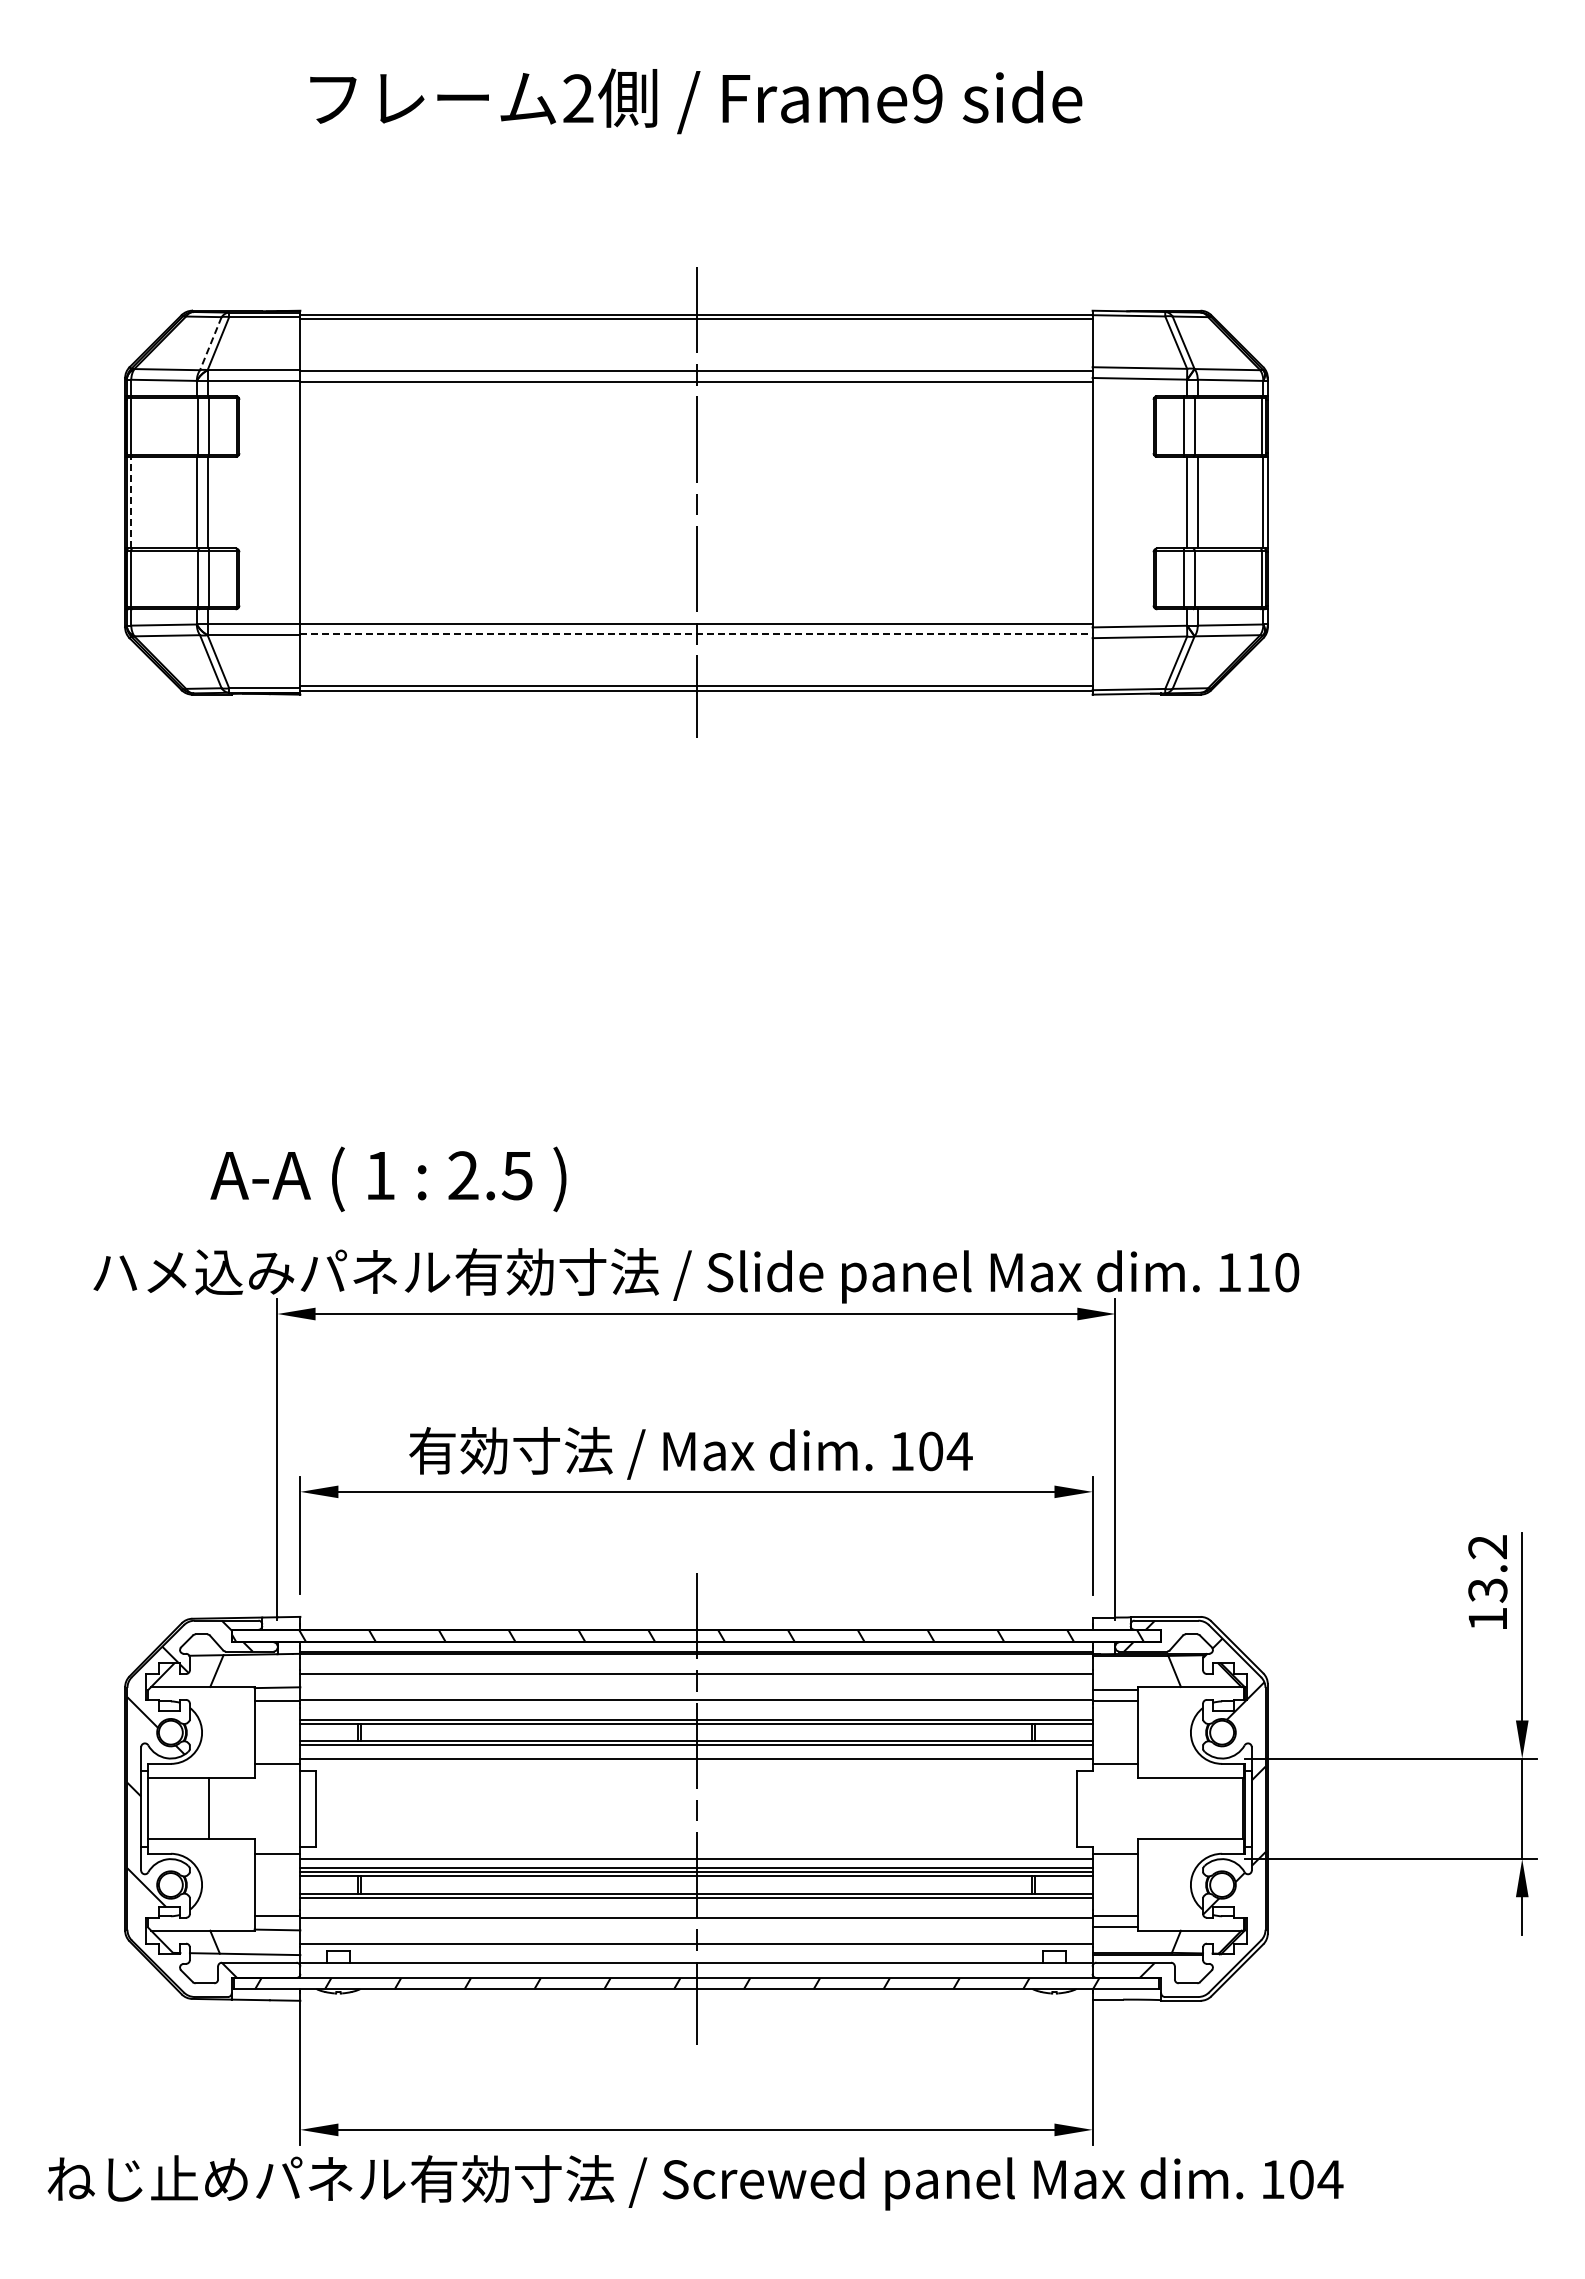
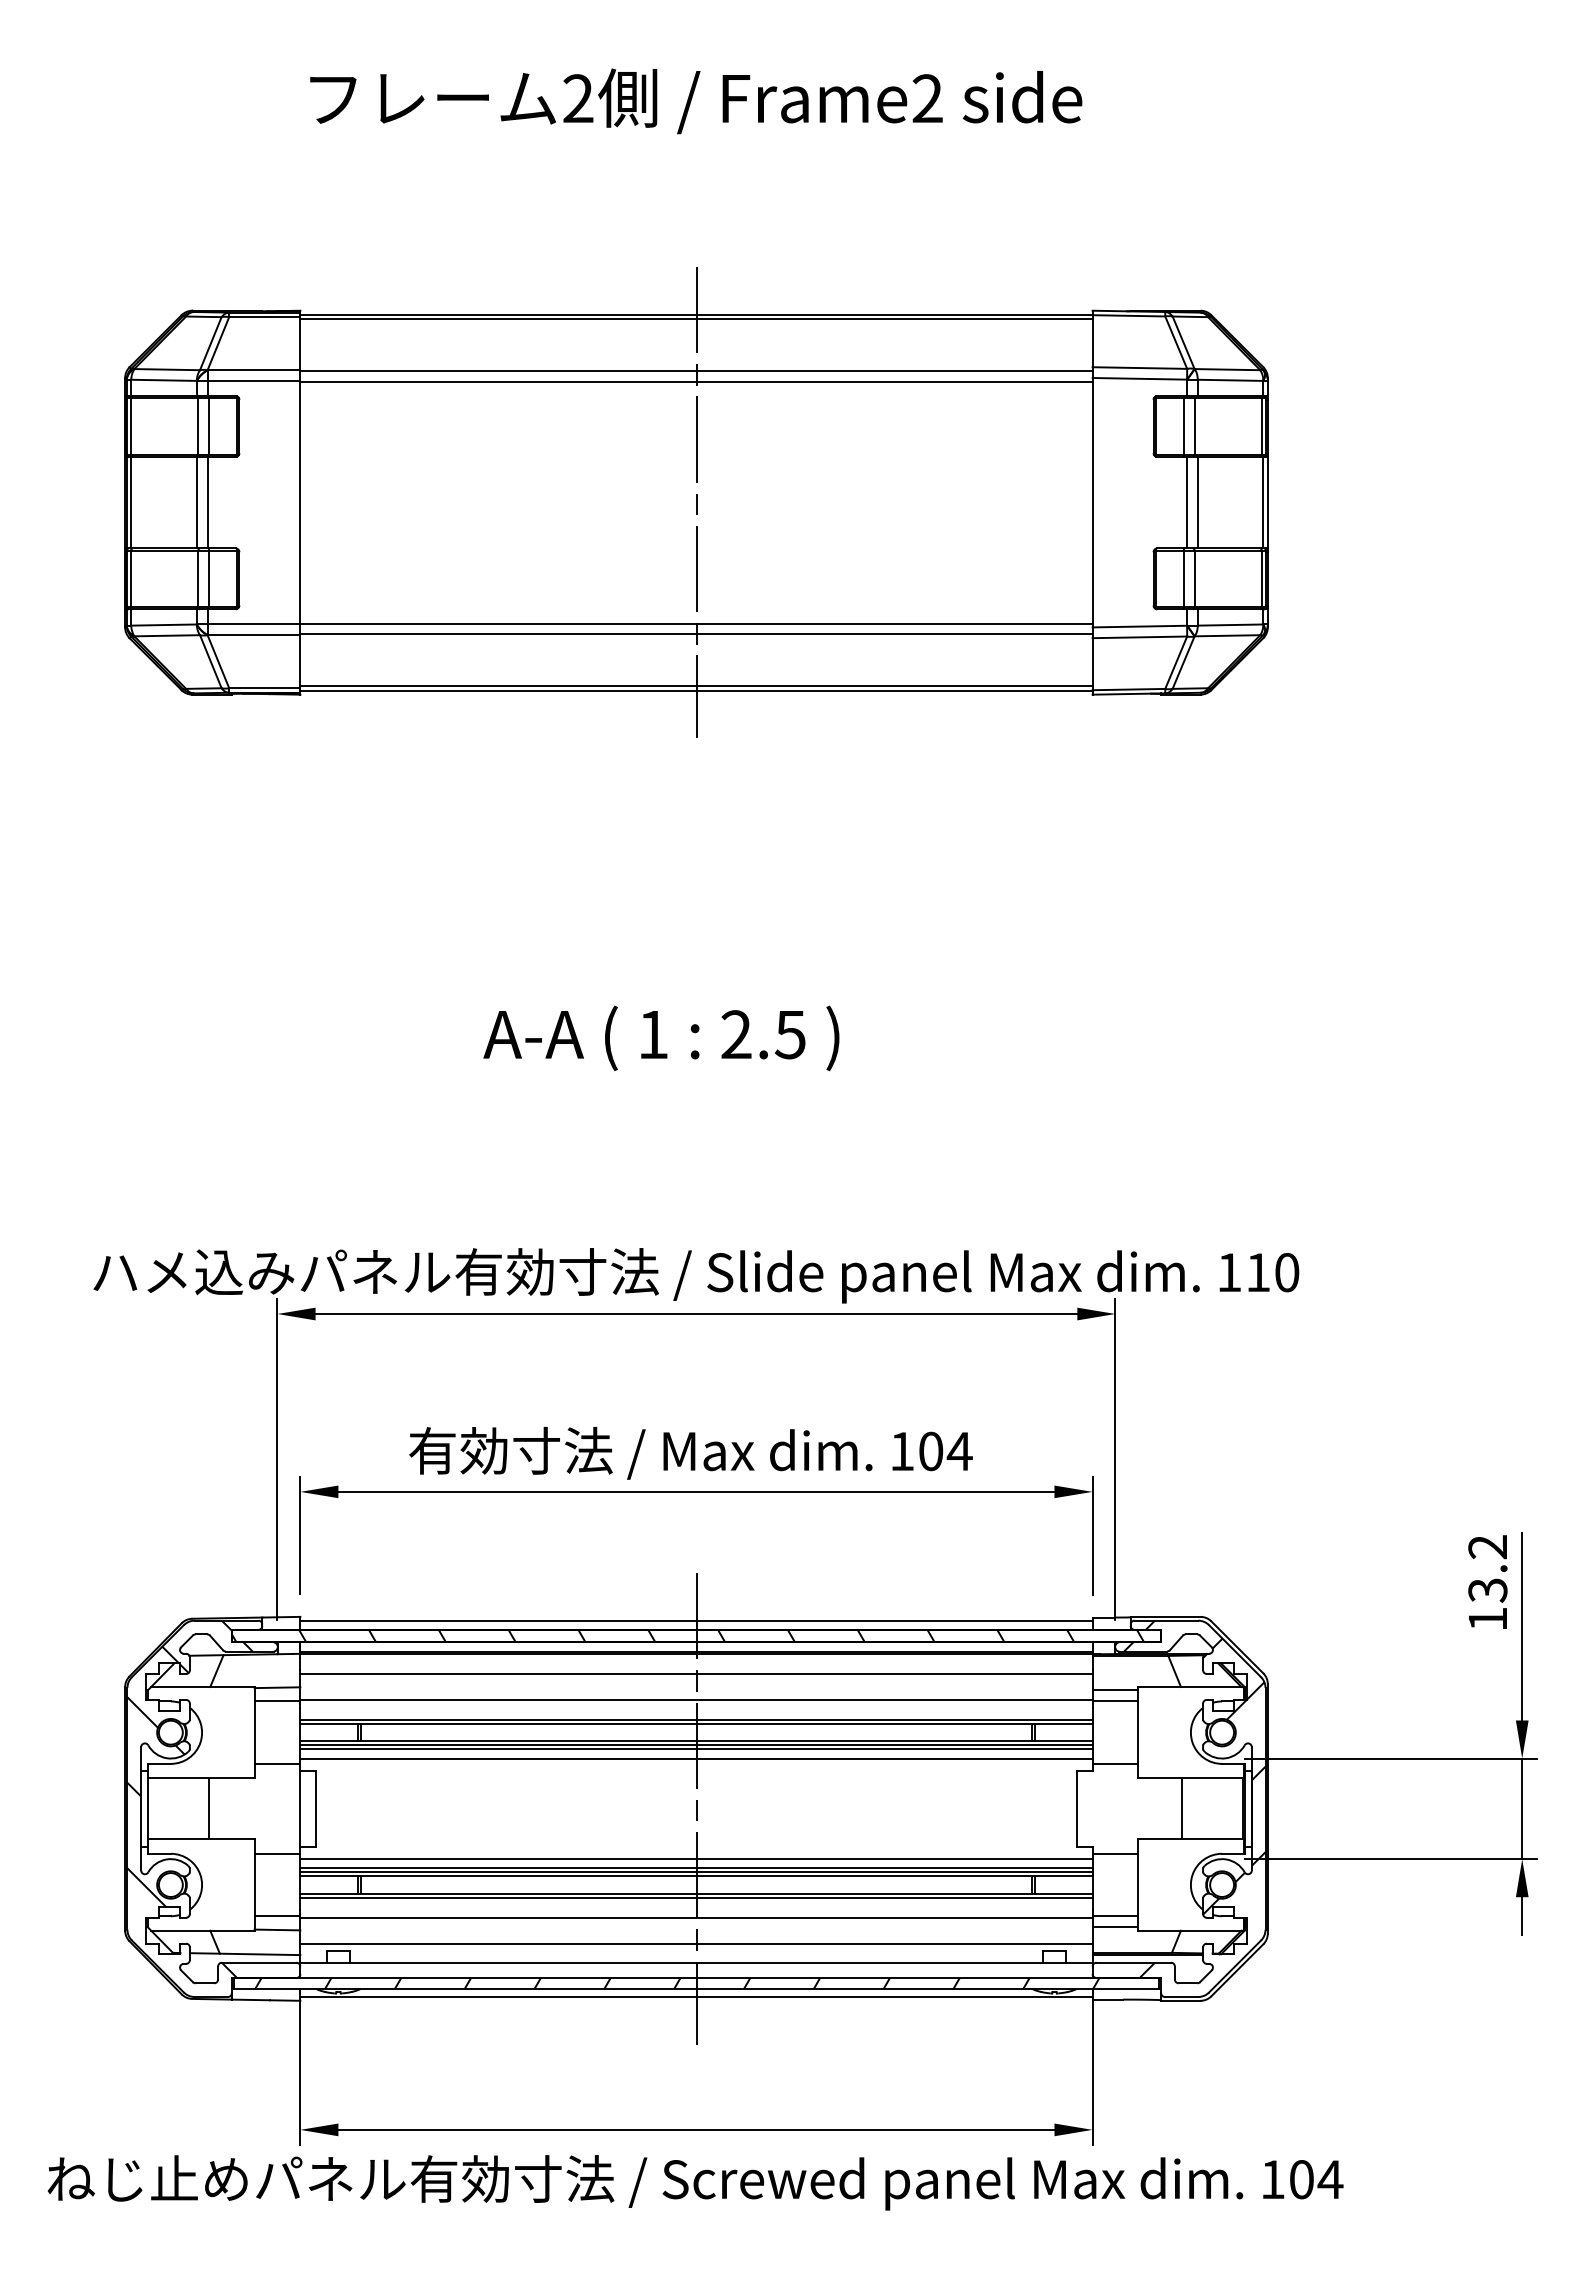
text: Frame9 -> Frame2 (927, 98)
line: dashed -> solid (210, 343)
line: dashed -> solid (131, 502)
line: dashed -> solid (696, 634)
text position: (388, 1179) -> (661, 1038) (661, 1038)
line: none -> present (696, 1620)
line: none -> present (696, 1749)
line: none -> present (1182, 1808)
line: none -> present (696, 1997)
